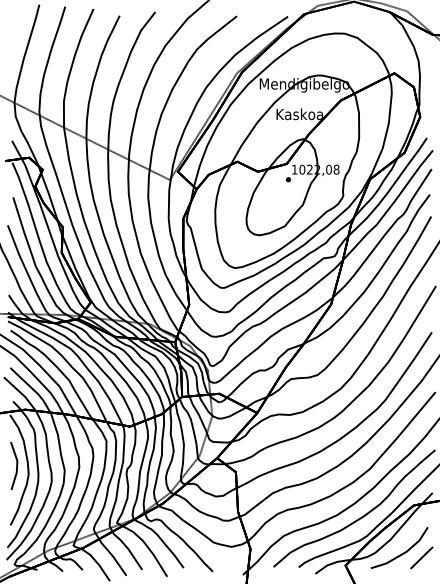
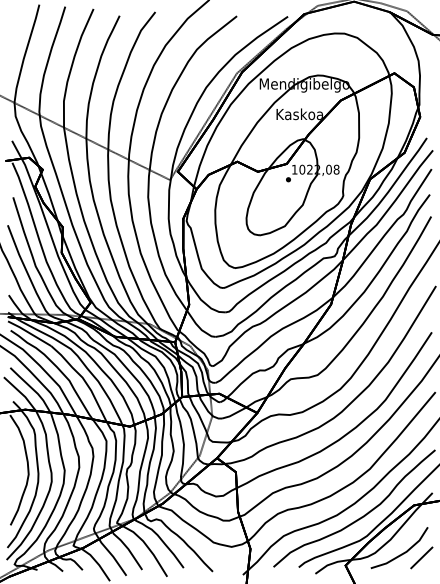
line: present -> none (16, 465)
